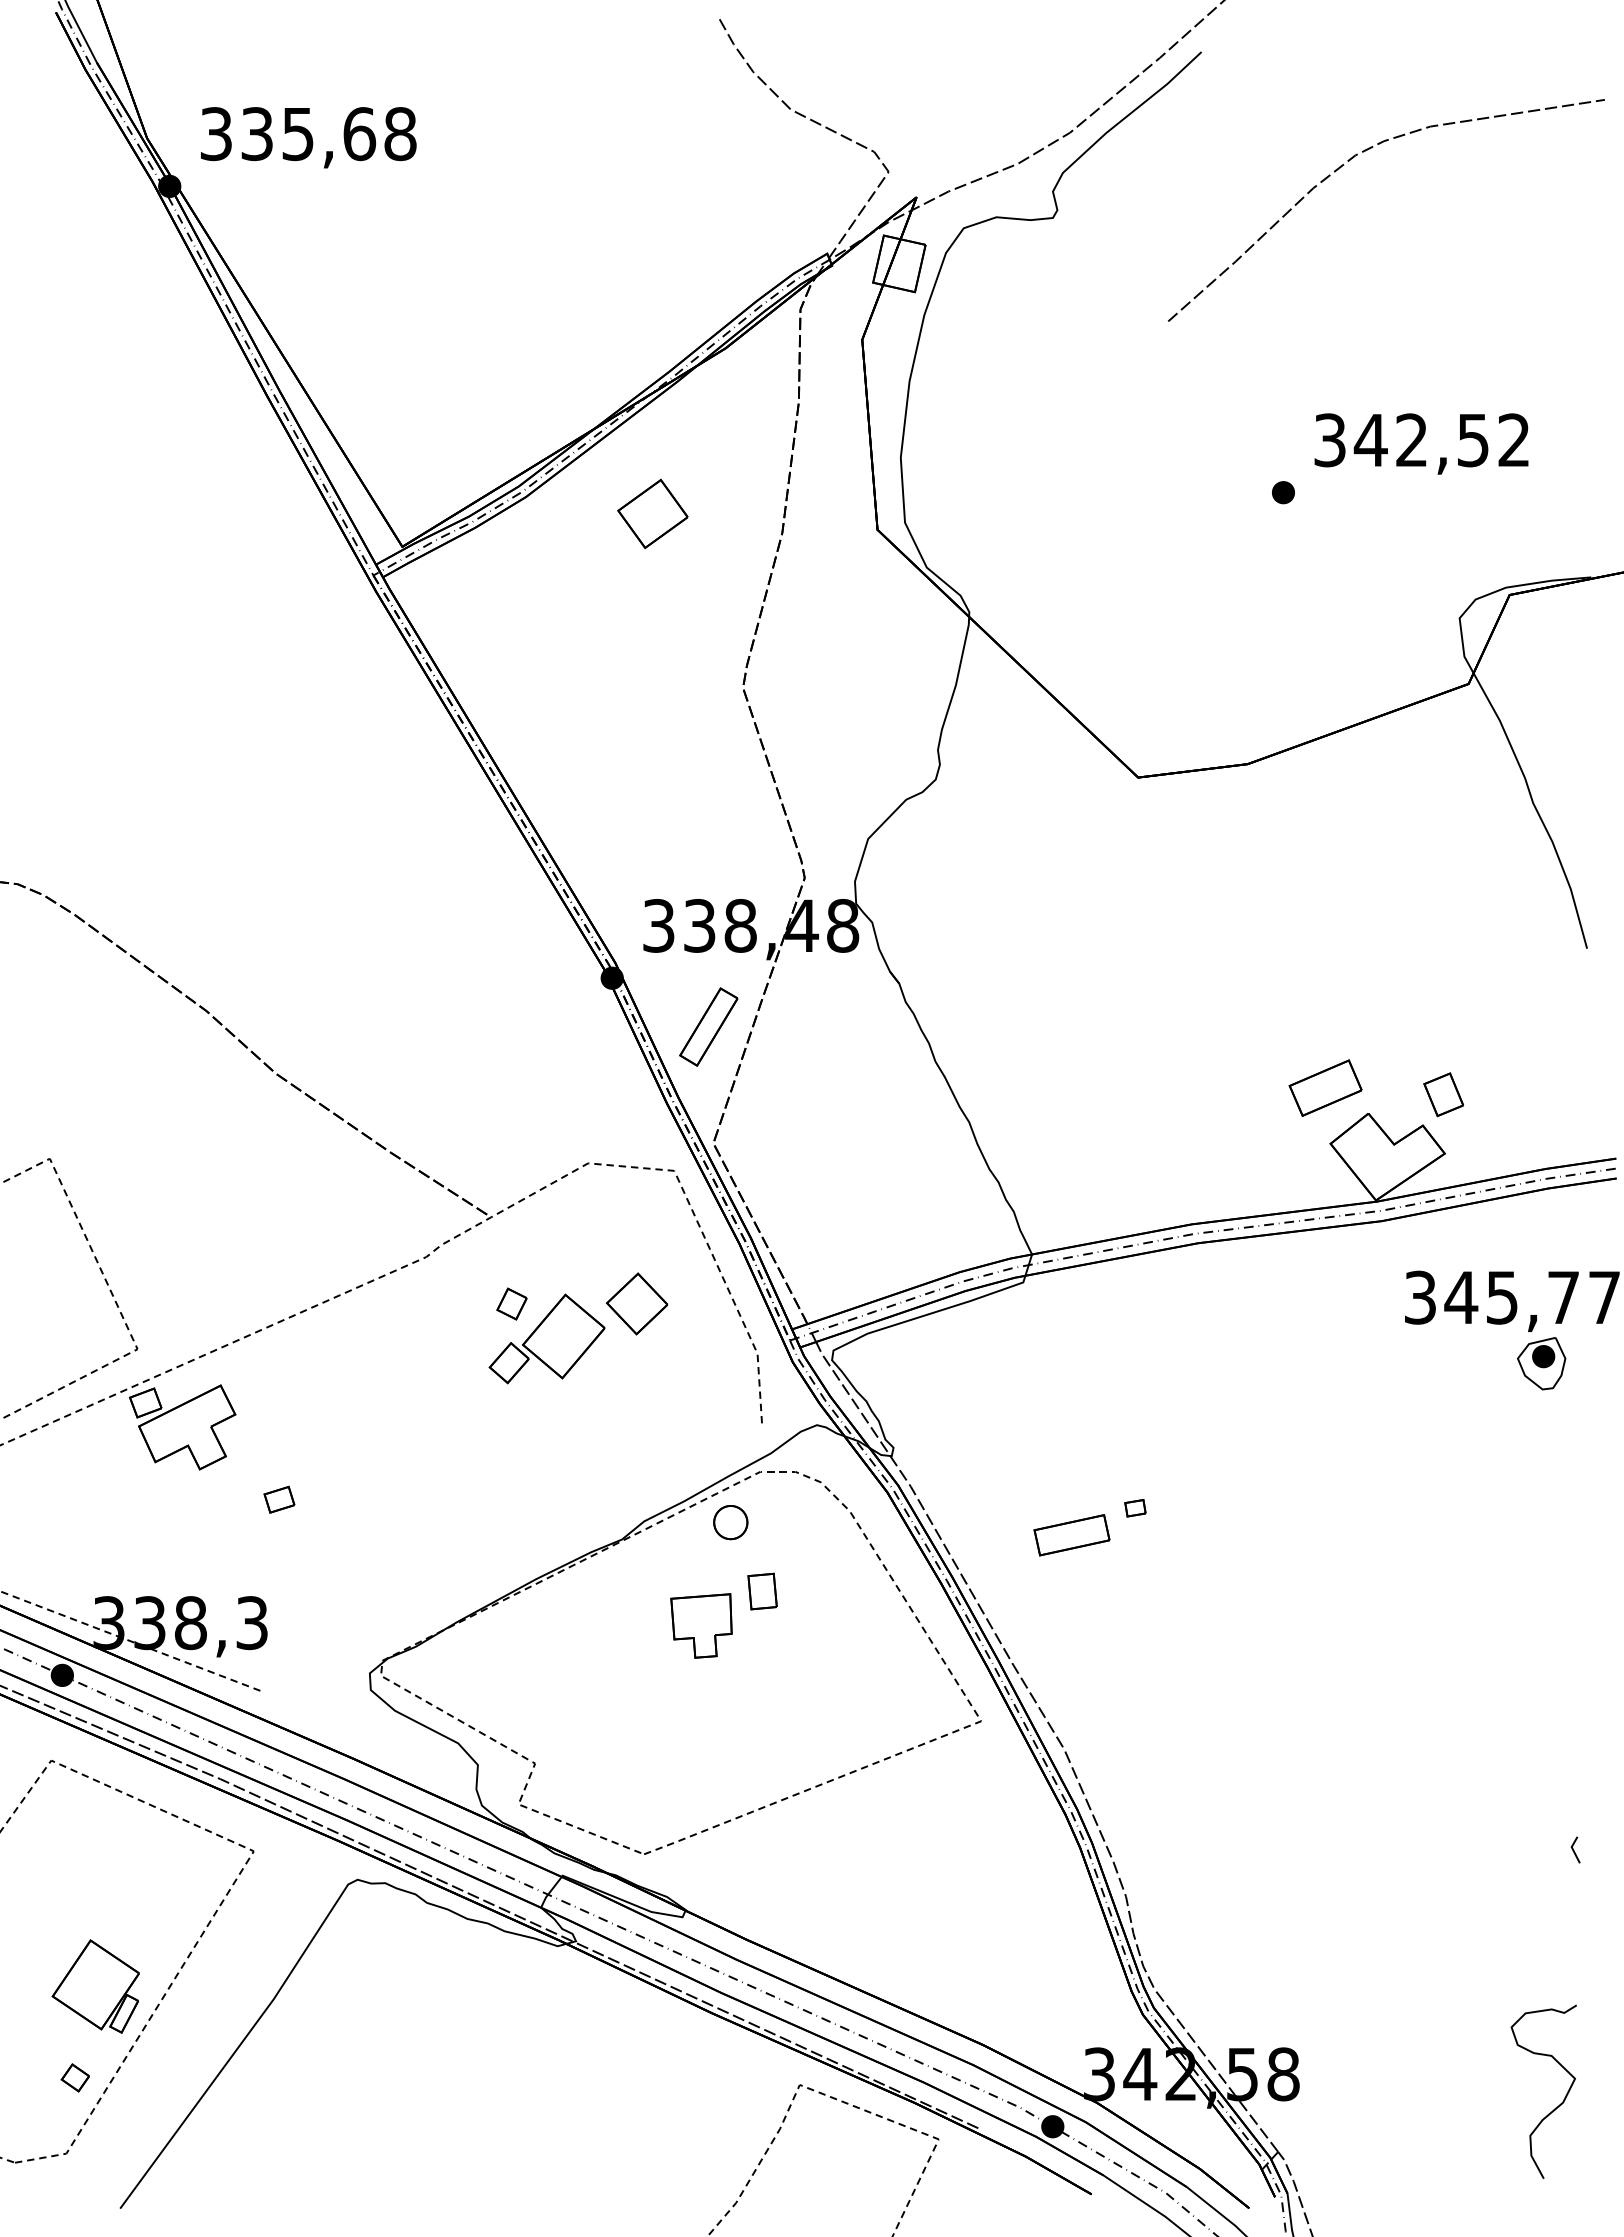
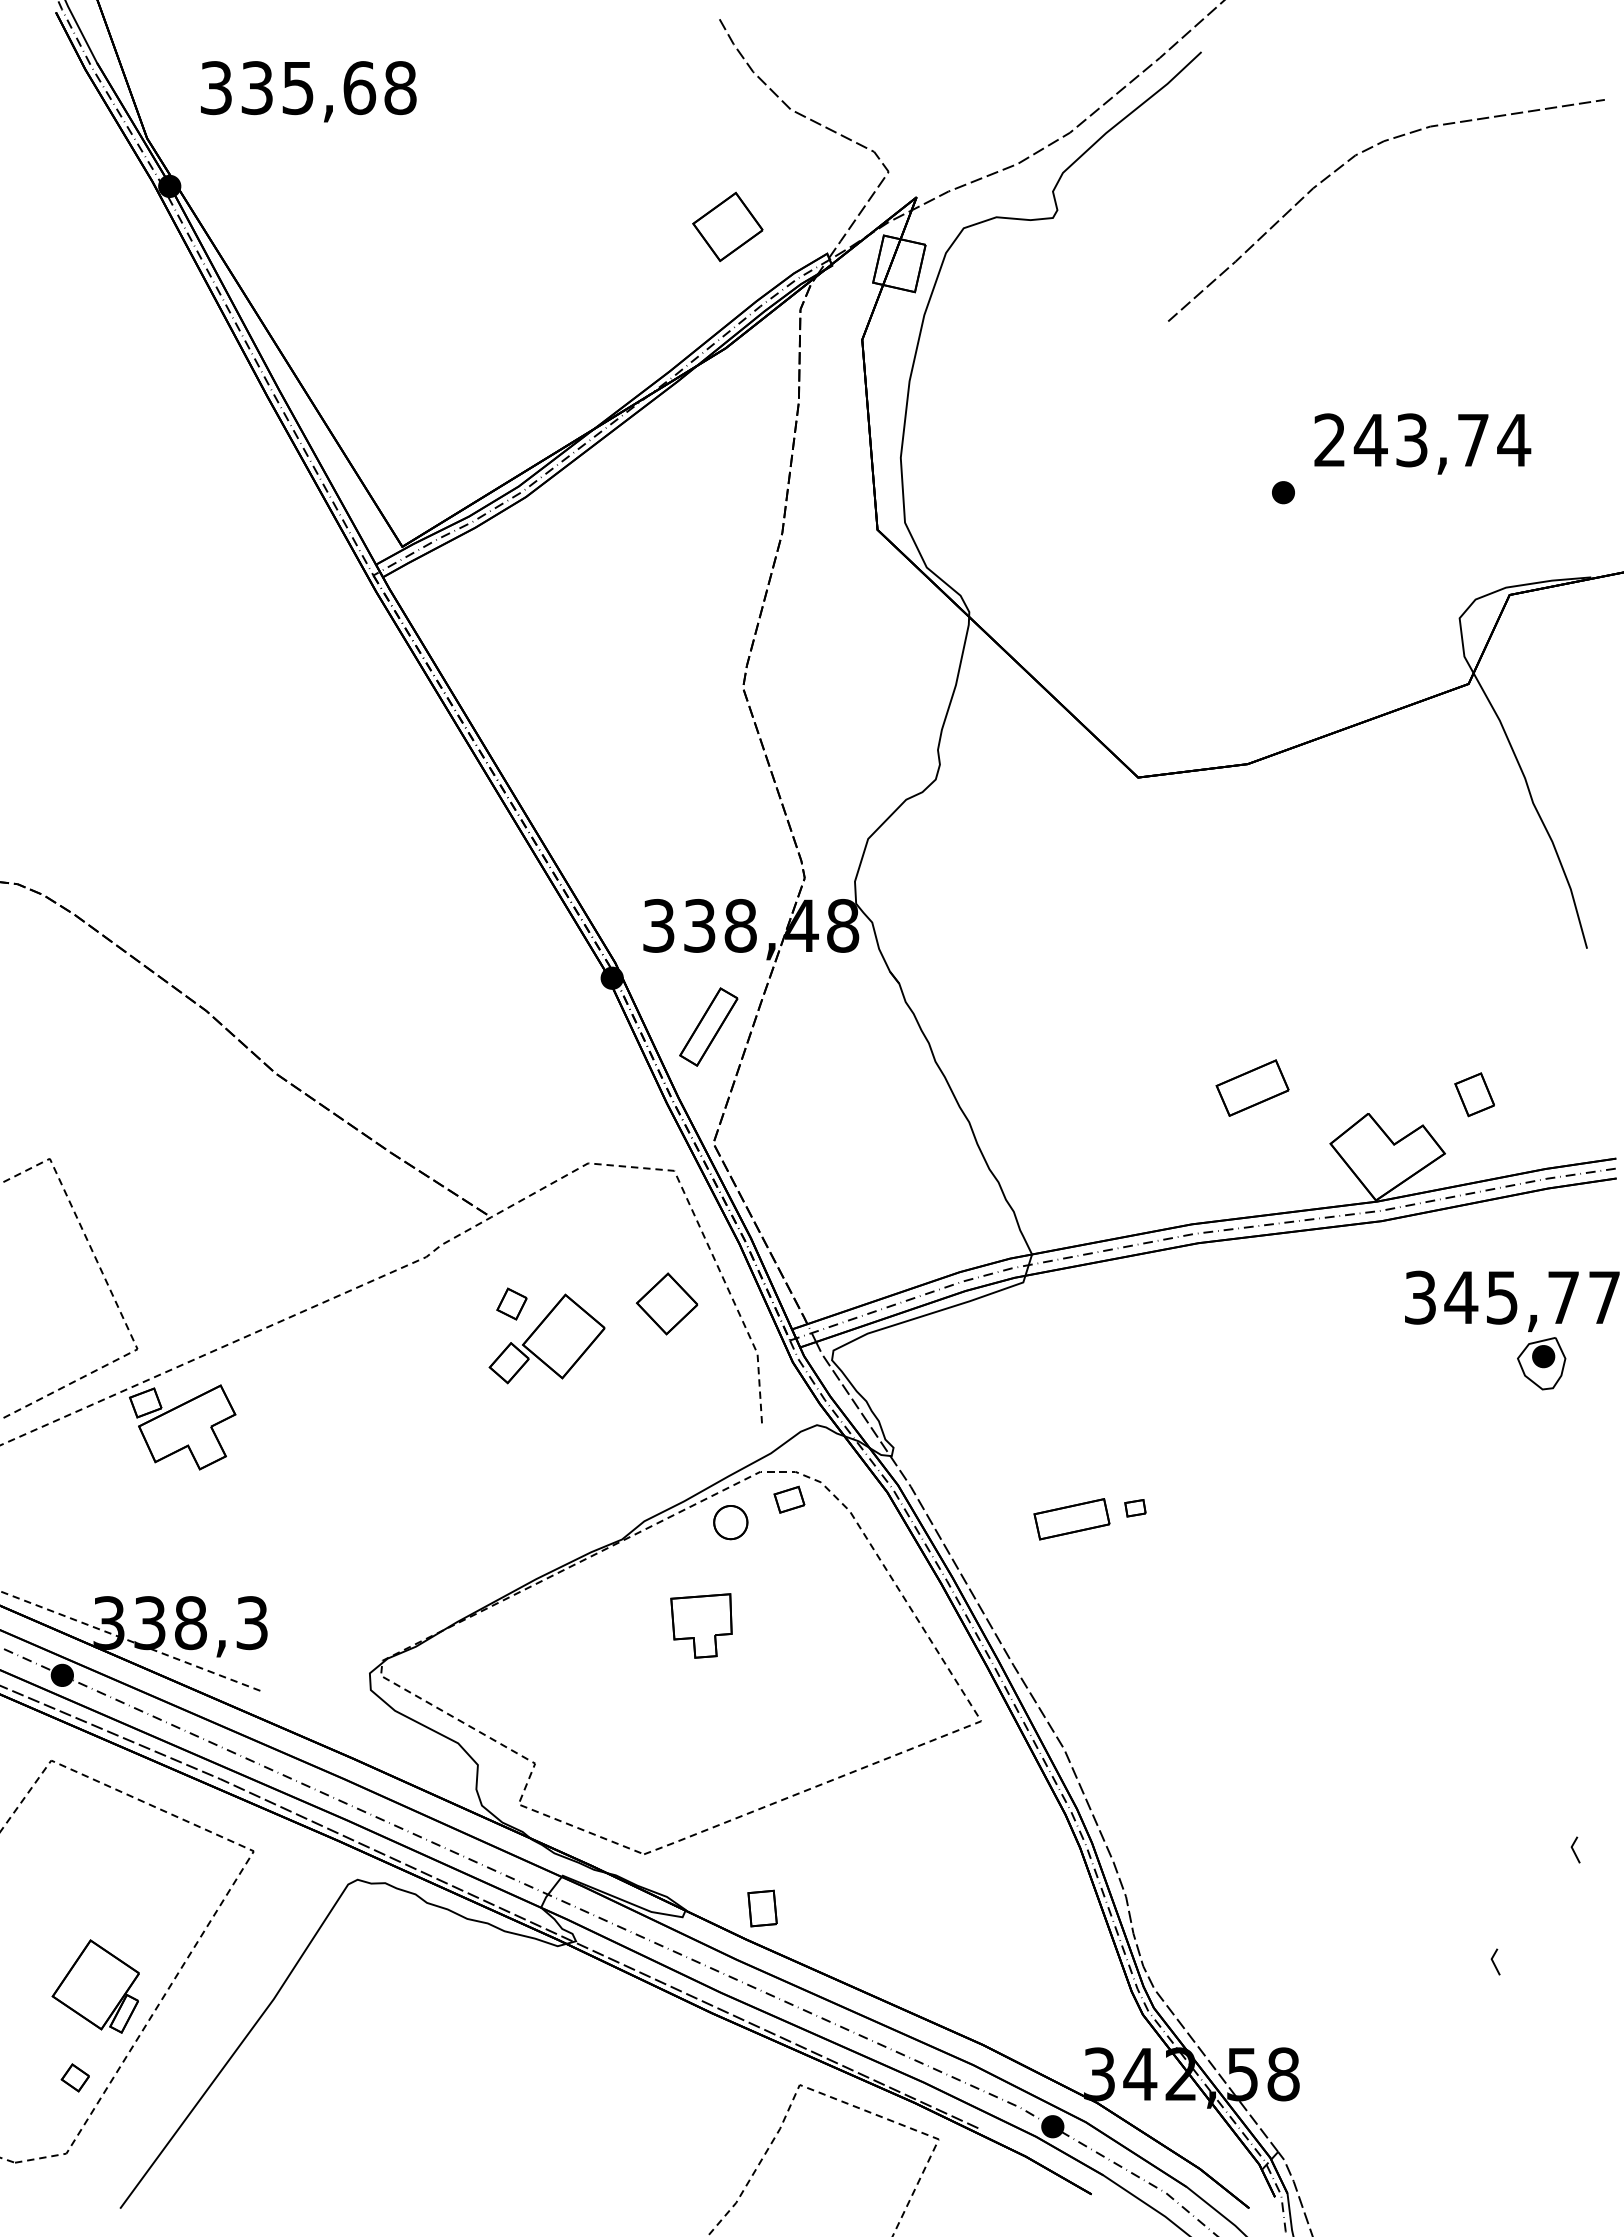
text position: (308, 137) -> (308, 91) (308, 91)
text: 342,52 -> 243,74 (1422, 440)
part position: (652, 513) -> (727, 226) (727, 226)
part position: (1325, 1087) -> (1252, 1087) (1252, 1087)
part position: (1443, 1094) -> (1474, 1094) (1474, 1094)
part position: (637, 1303) -> (667, 1303) (667, 1303)
part position: (279, 1499) -> (789, 1499) (789, 1499)
part position: (1071, 1535) -> (1071, 1519) (1071, 1519)
part position: (762, 1591) -> (762, 1908) (762, 1908)
line: none -> present (1494, 1962)
curve: present -> none (1555, 2107)
